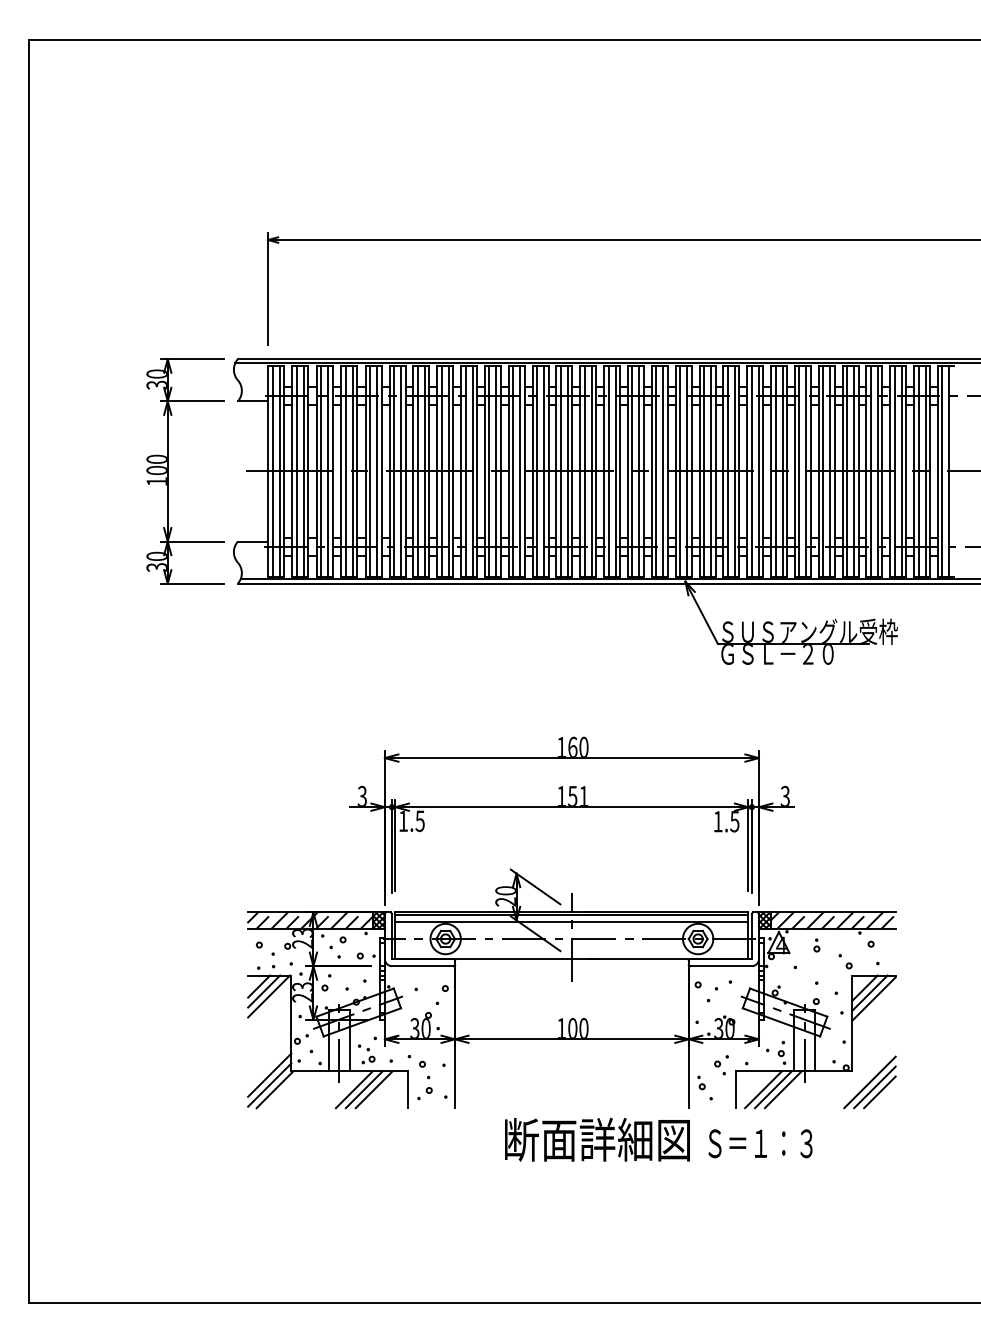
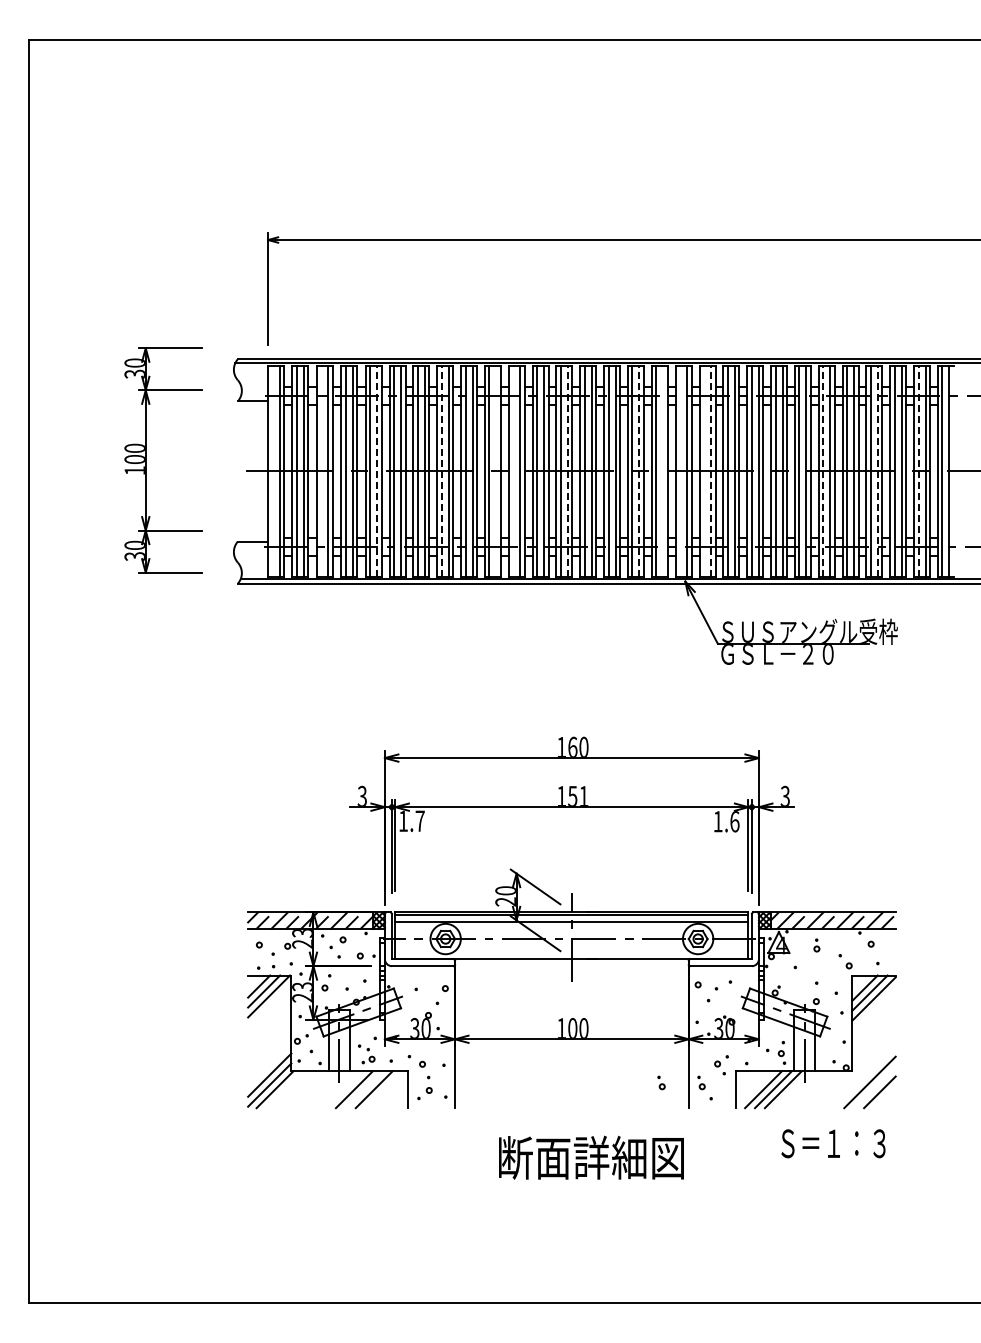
part position: (168, 471) -> (146, 460) (146, 460)
line: present -> none (272, 471)
line: present -> none (321, 471)
line: solid -> dashed (377, 471)
line: solid -> dashed (441, 471)
line: present -> none (496, 471)
line: present -> none (513, 471)
line: solid -> dashed (567, 471)
line: solid -> dashed (639, 471)
line: present -> none (663, 471)
line: present -> none (680, 471)
line: present -> none (704, 471)
line: solid -> dashed (711, 471)
line: solid -> dashed (823, 471)
line: solid -> dashed (877, 471)
line: solid -> dashed (918, 471)
text: 1.5 -> 1.7 (419, 821)
text: 1.5 -> 1.6 (734, 821)
part: none -> present (661, 1082)
line: present -> none (874, 1087)
line: present -> none (363, 1089)
text position: (597, 1139) -> (591, 1157) (591, 1157)
text position: (760, 1143) -> (833, 1143) (833, 1143)
